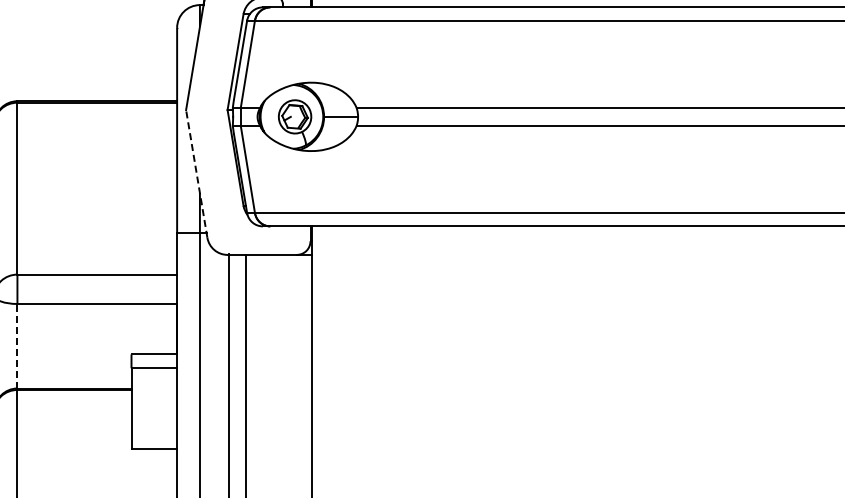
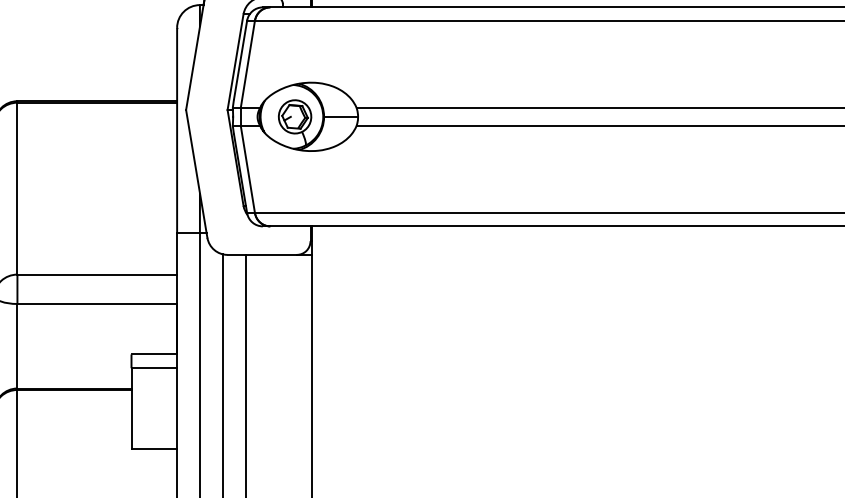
line: dashed -> solid (196, 173)
line: dashed -> solid (17, 345)
line position: (228, 374) -> (222, 374) (222, 374)
